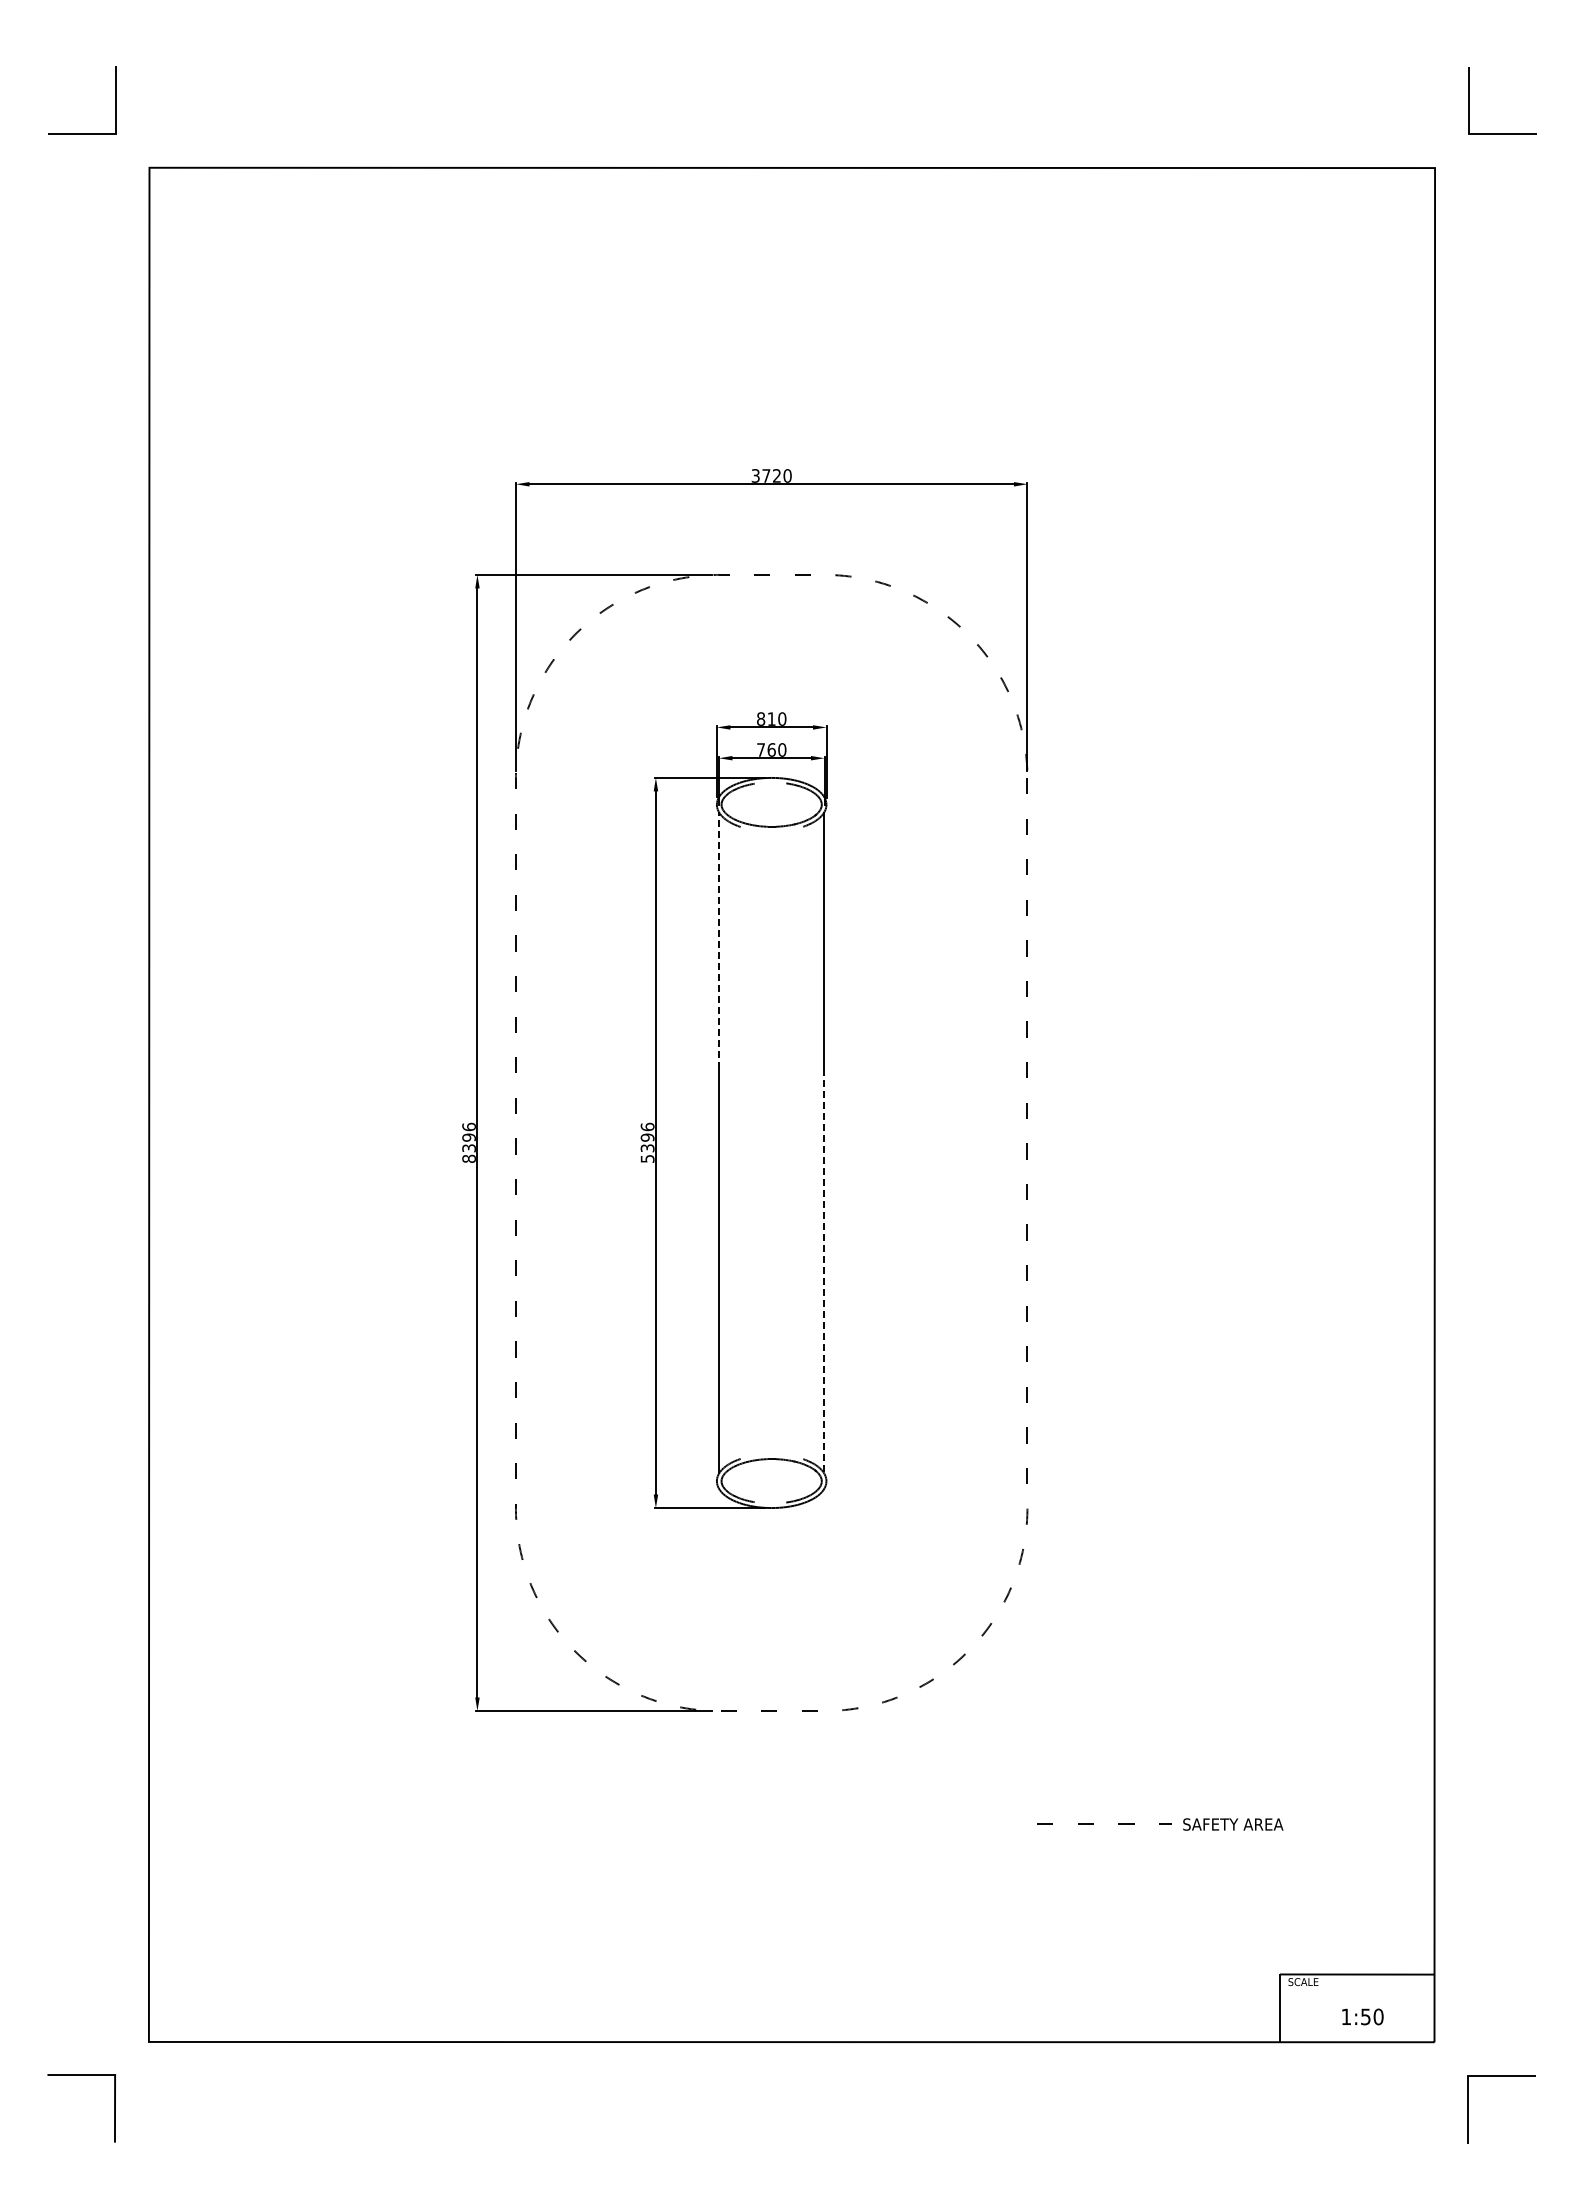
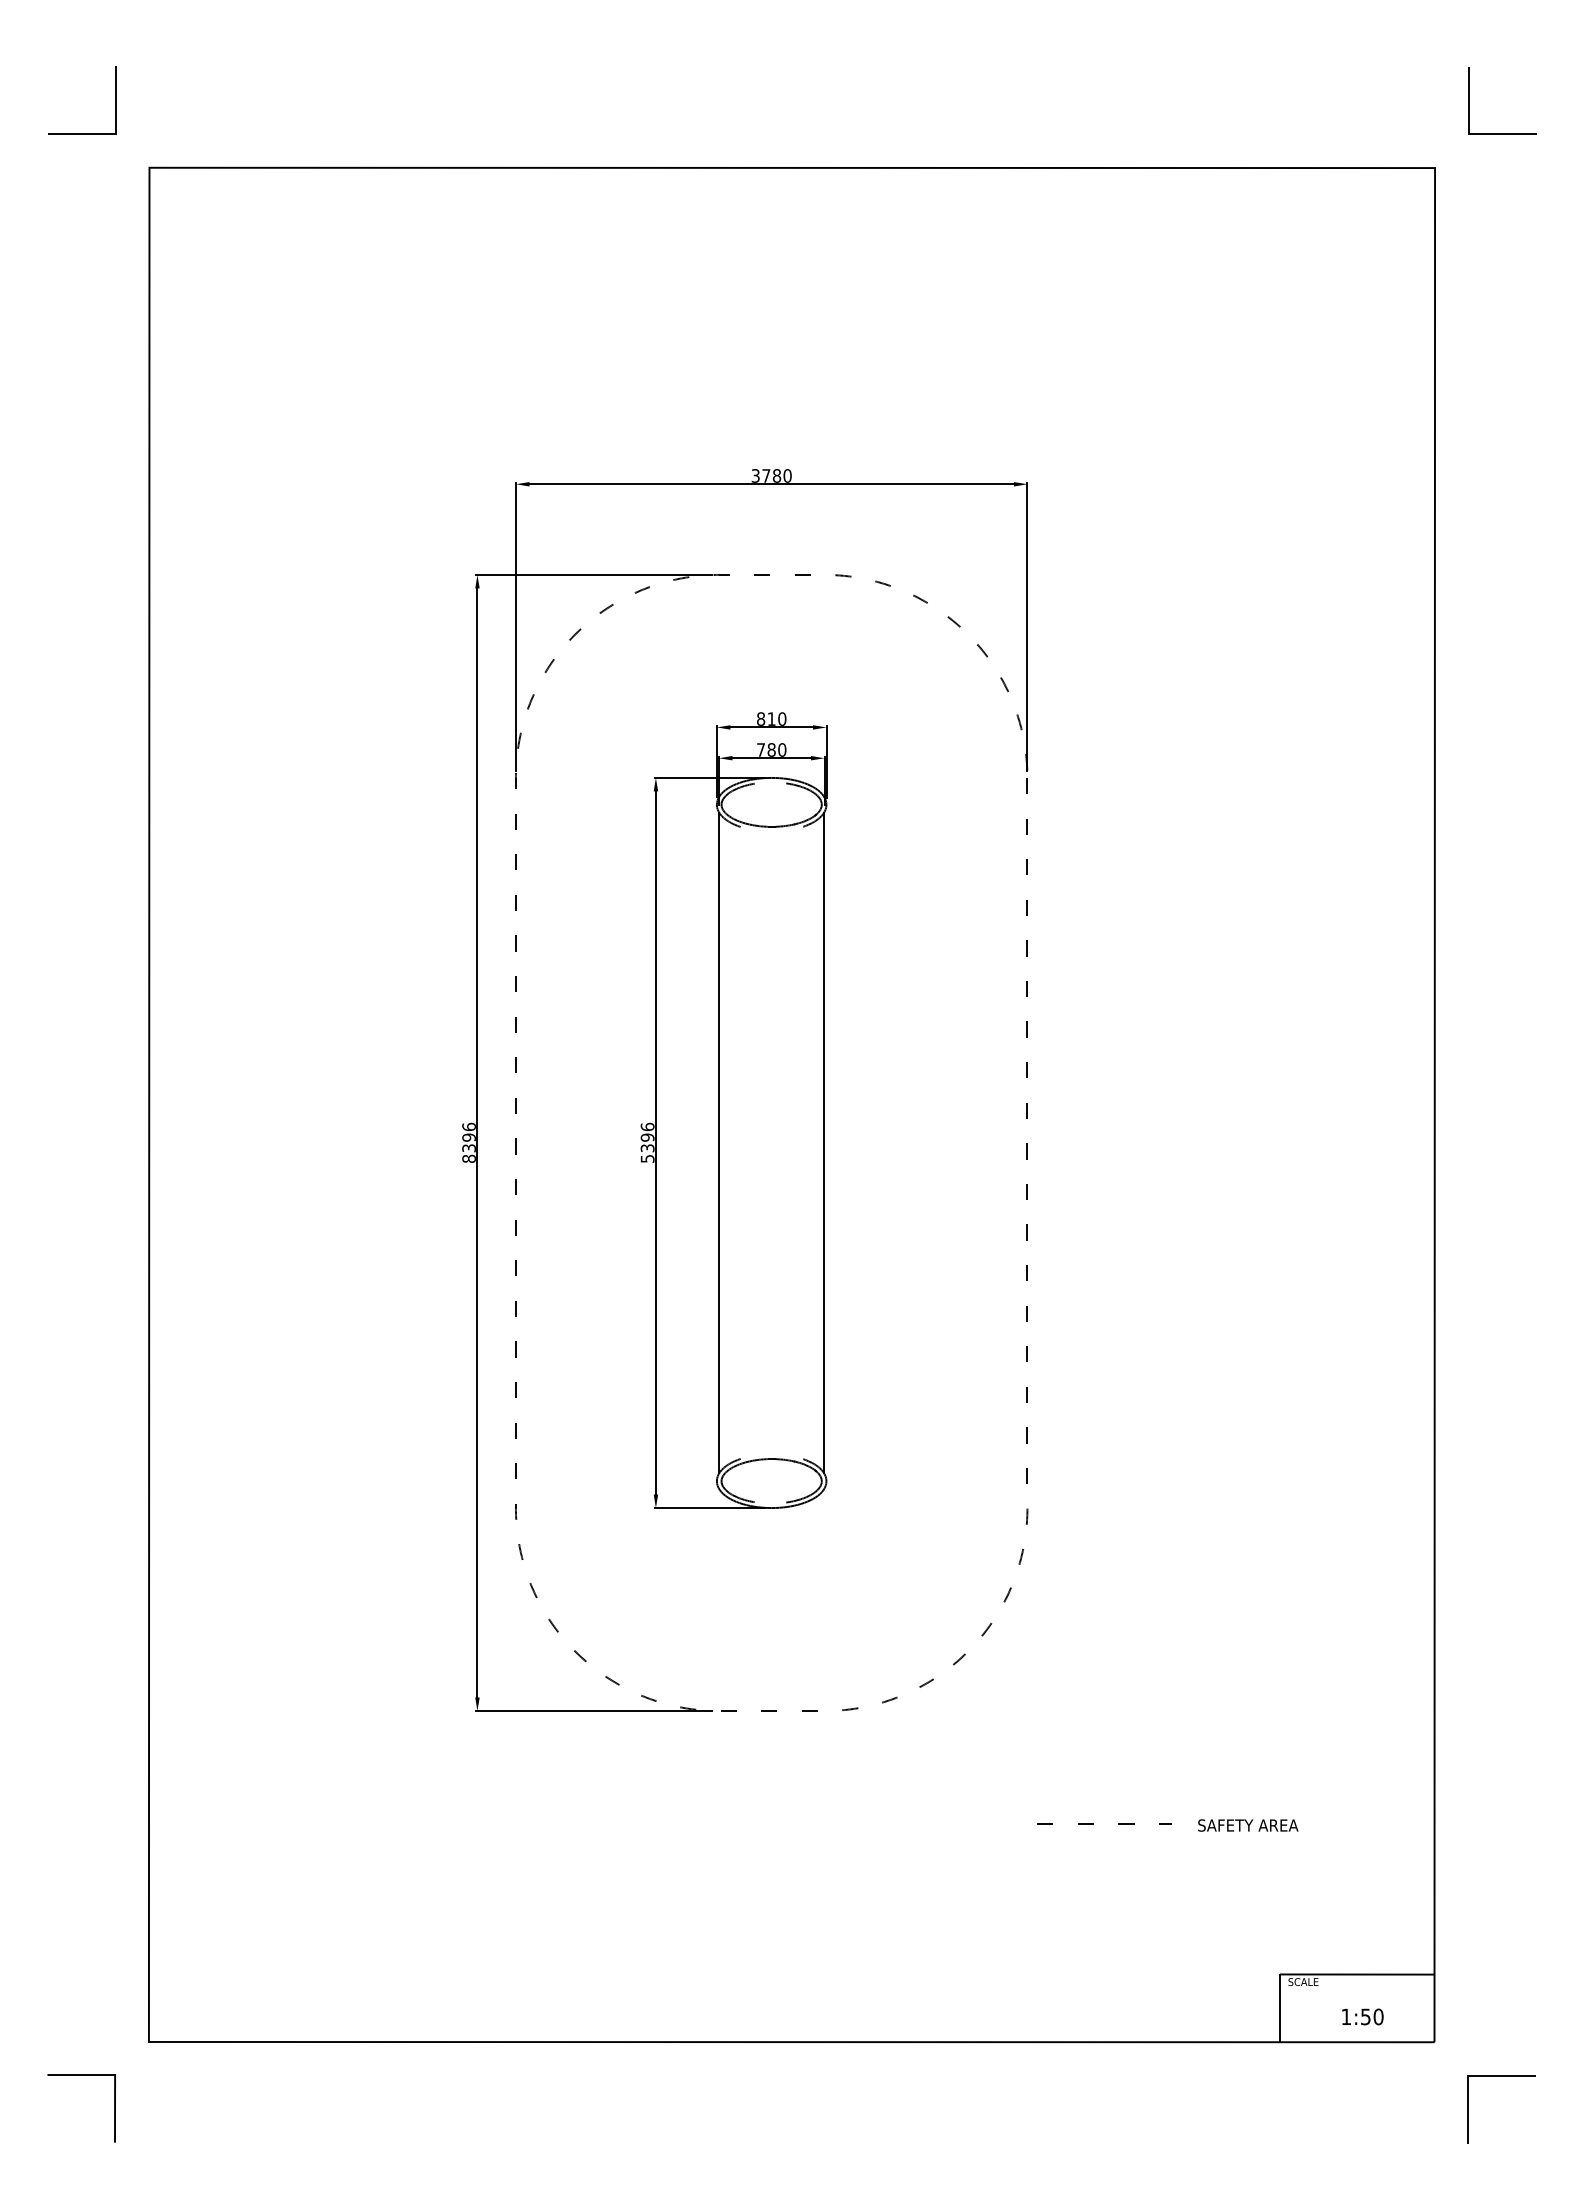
text: 3720 -> 3780 (777, 475)
text: 760 -> 780 (771, 749)
line: dashed -> solid (718, 939)
line: dashed -> solid (824, 1271)
text position: (1233, 1824) -> (1248, 1825) (1248, 1825)
